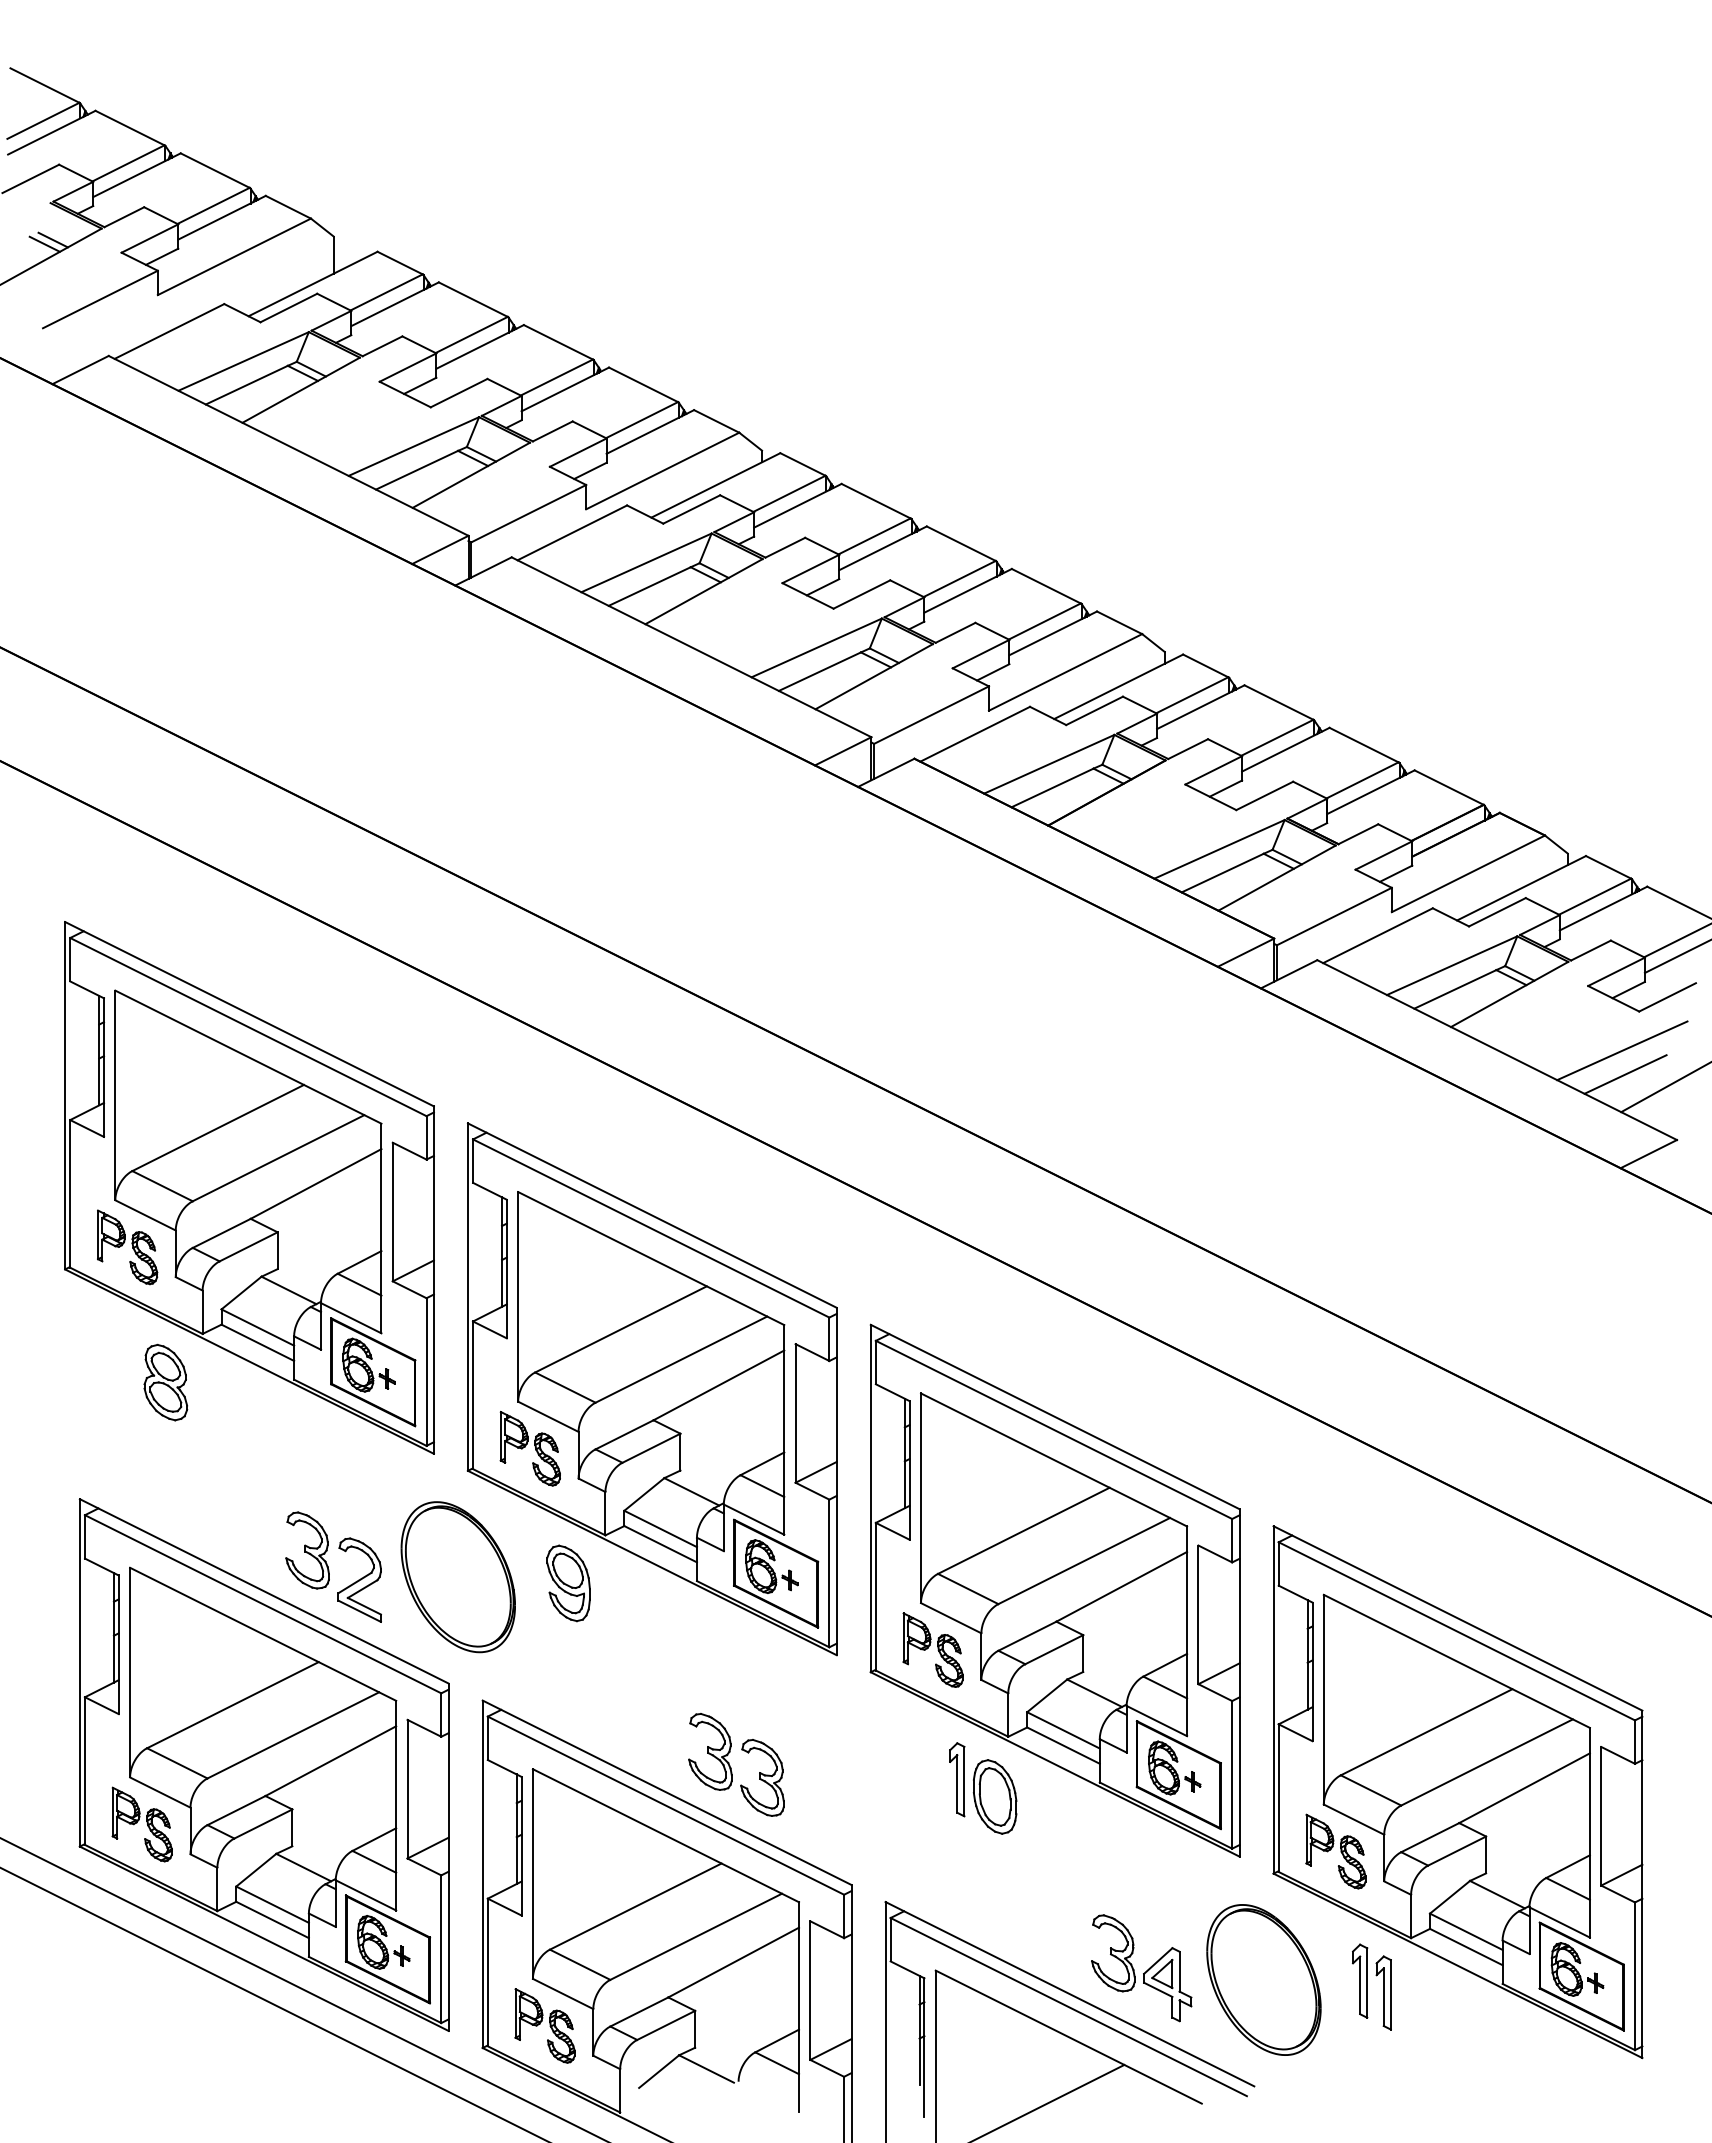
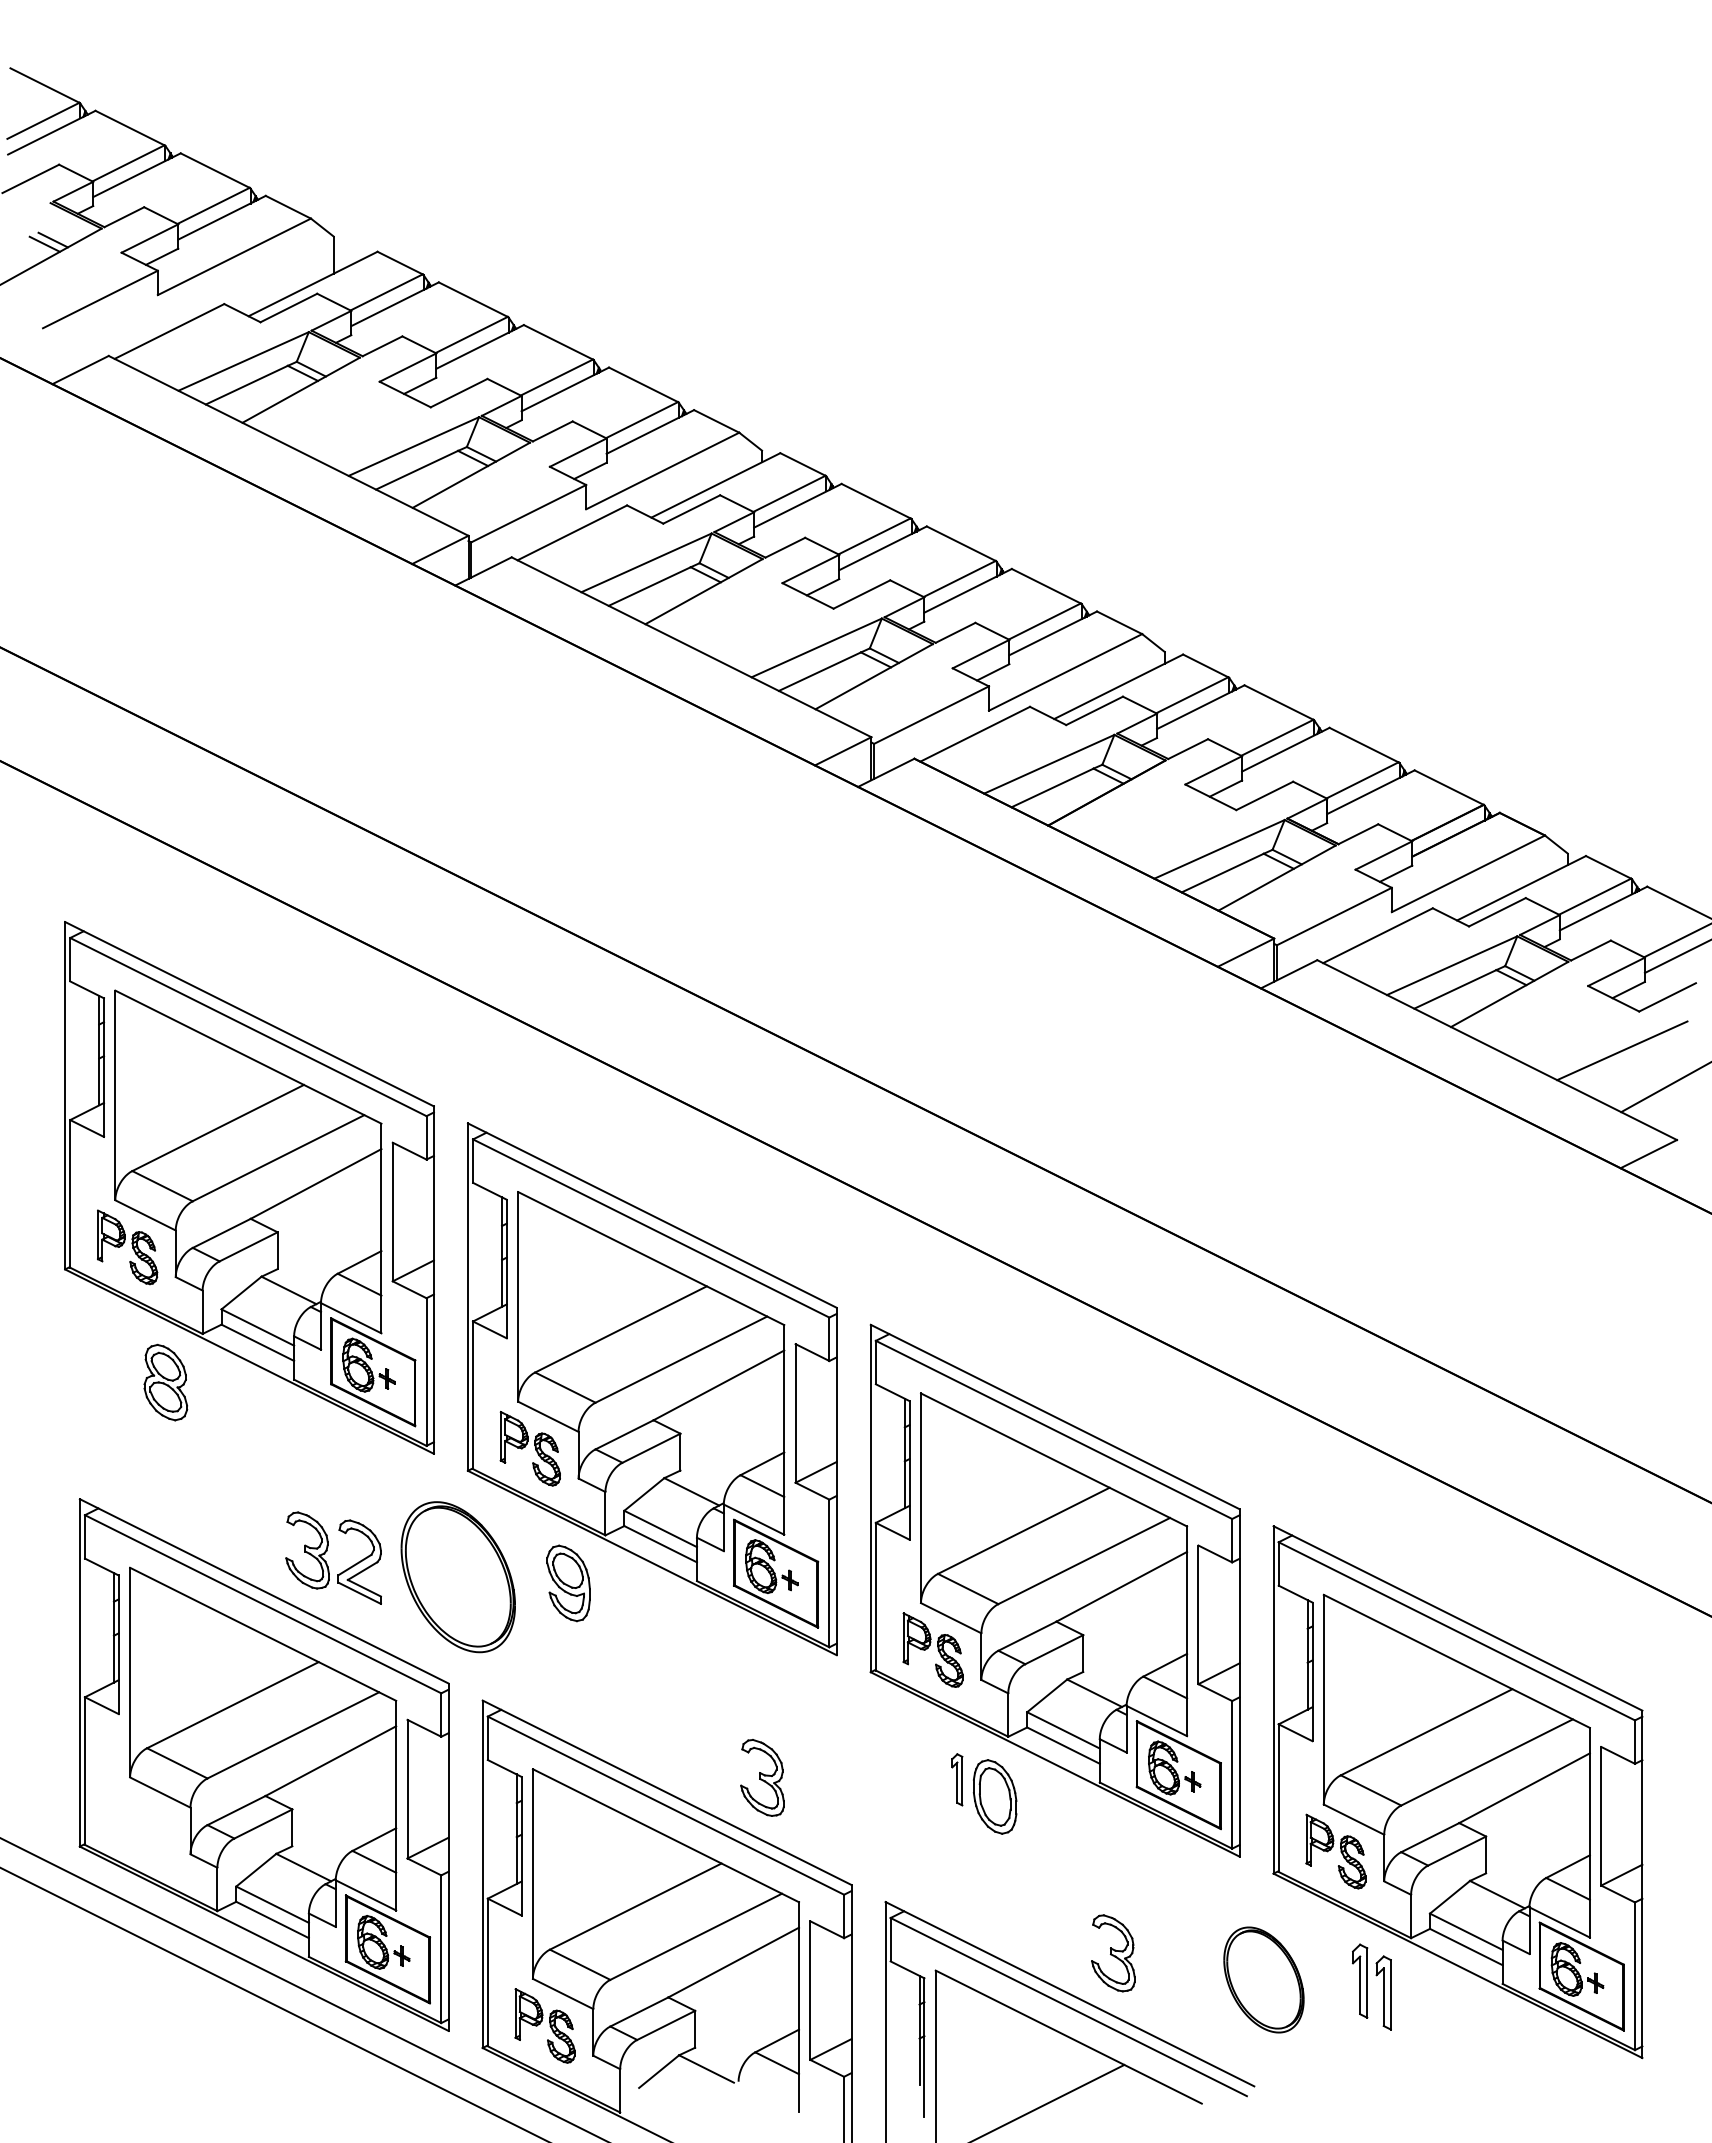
line: present -> none (1625, 1074)
part position: (359, 1579) -> (359, 1561) (359, 1561)
part: present -> none (710, 1751)
part size: 17x76 px -> 13x54 px (957, 1779)
part: present -> none (141, 1824)
part size: 116x152 px -> 82x108 px (1263, 1979)
part: present -> none (1167, 1984)
